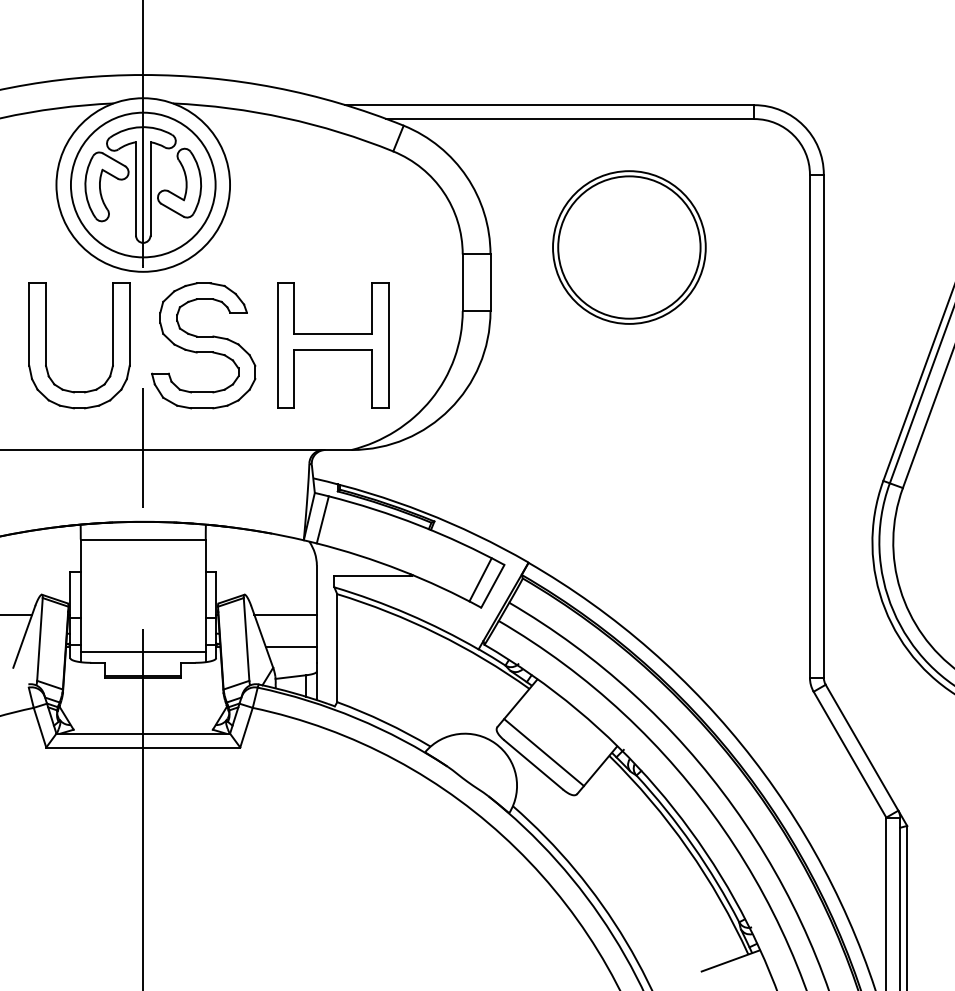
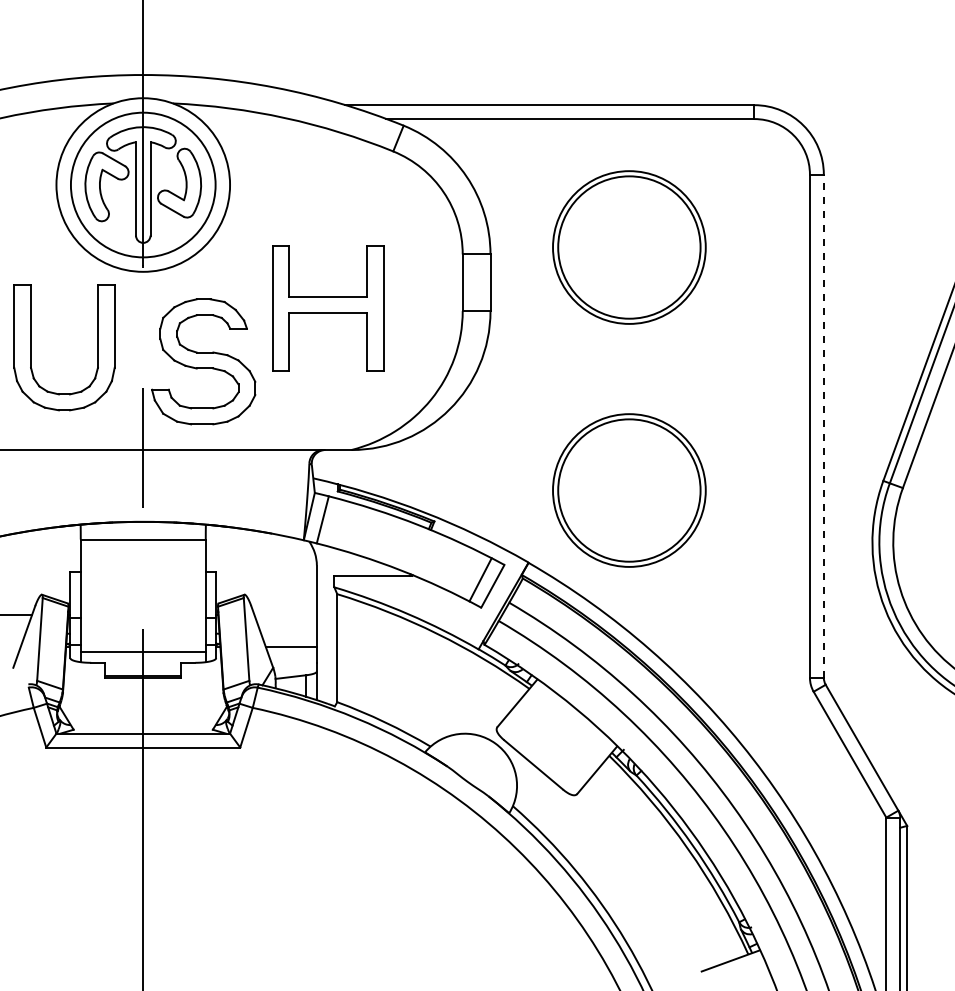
part position: (46, 345) -> (31, 347) (31, 347)
part position: (203, 345) -> (203, 361) (203, 361)
part position: (333, 345) -> (328, 308) (328, 308)
line: solid -> dashed (823, 426)
part: none -> present (629, 490)
line: present -> none (285, 614)
line: present -> none (543, 752)
